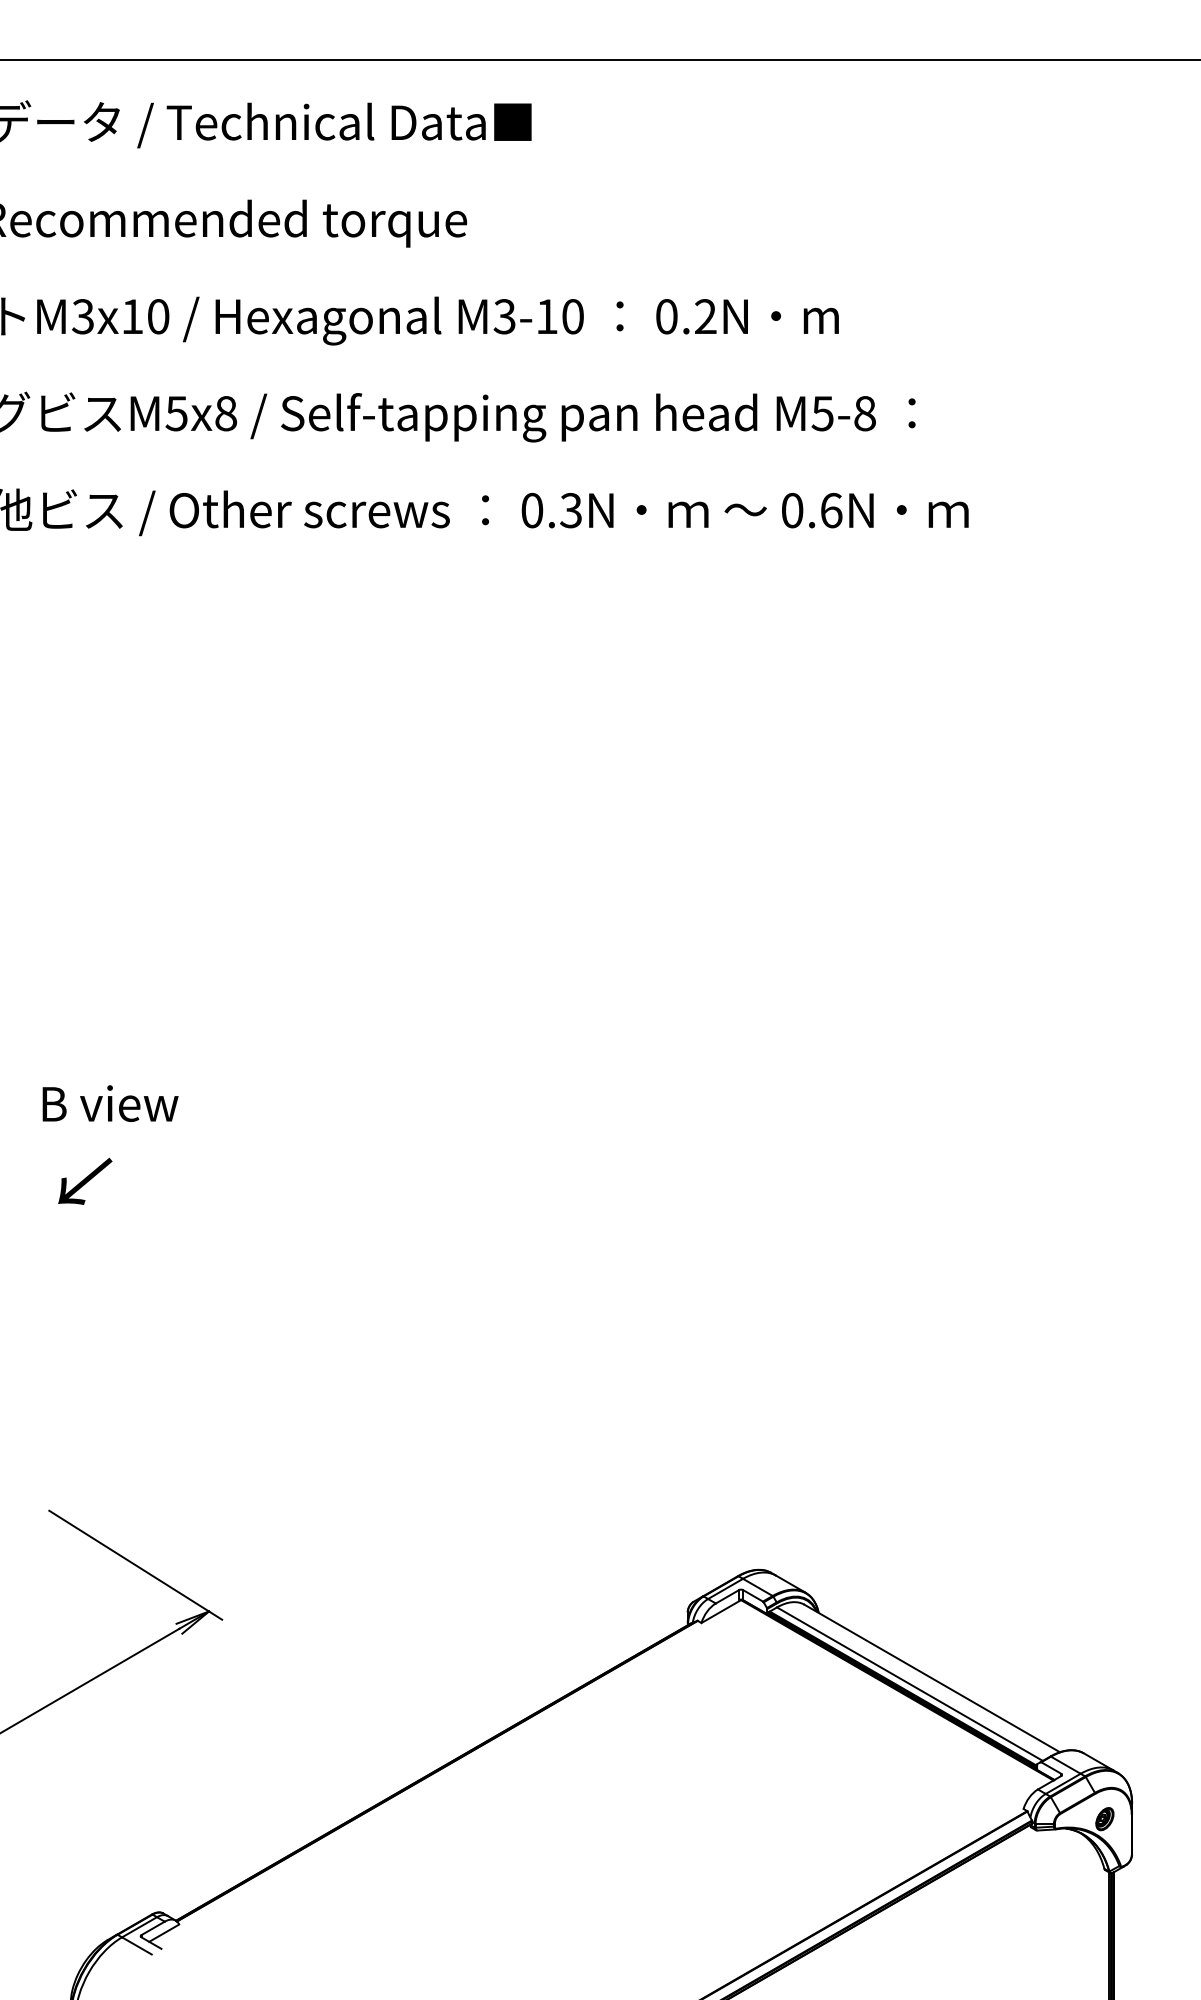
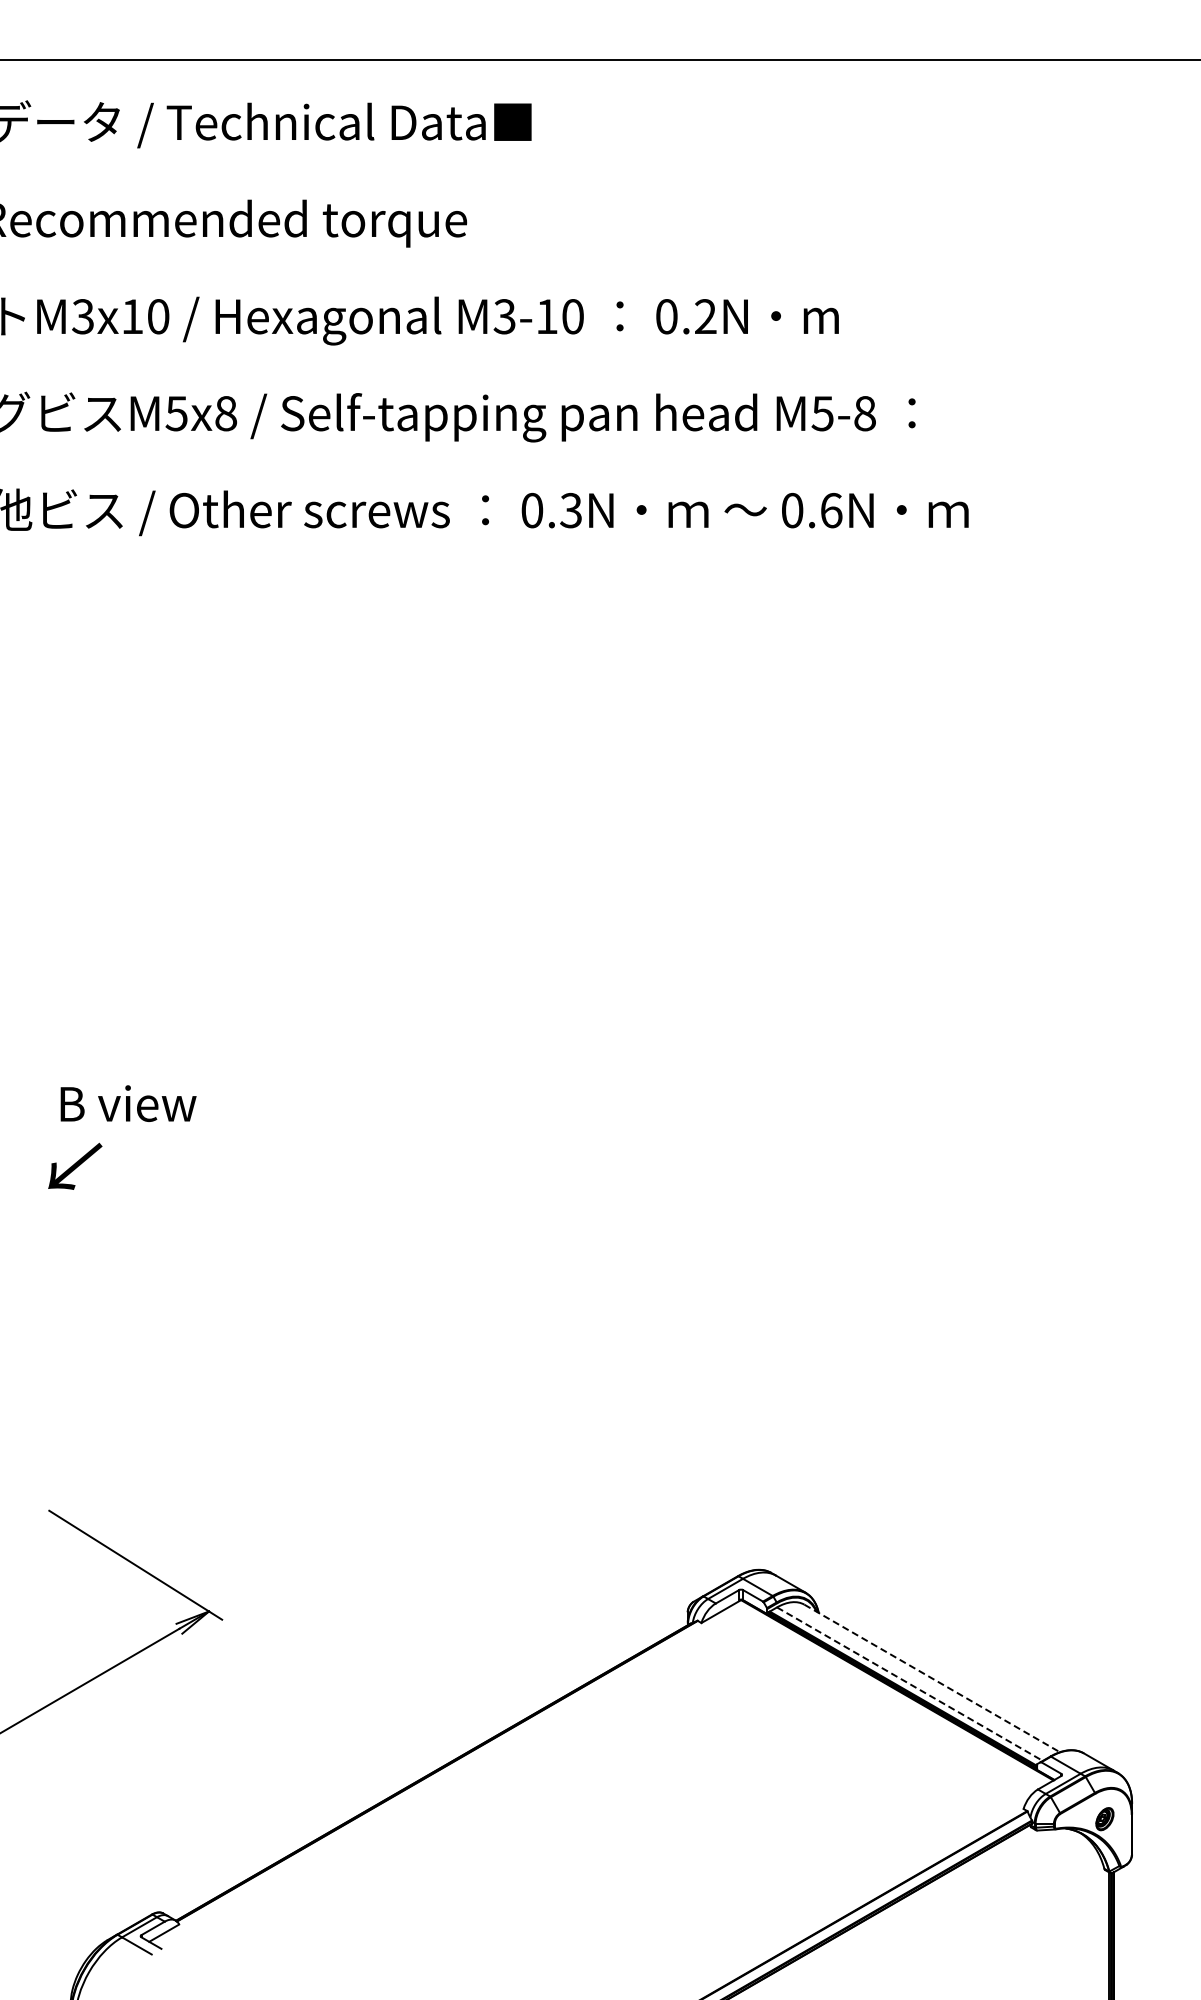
text position: (110, 1103) -> (128, 1103) (128, 1103)
text position: (85, 1180) -> (75, 1165) (75, 1165)
line: solid -> dashed (932, 1678)
line: solid -> dashed (910, 1684)
